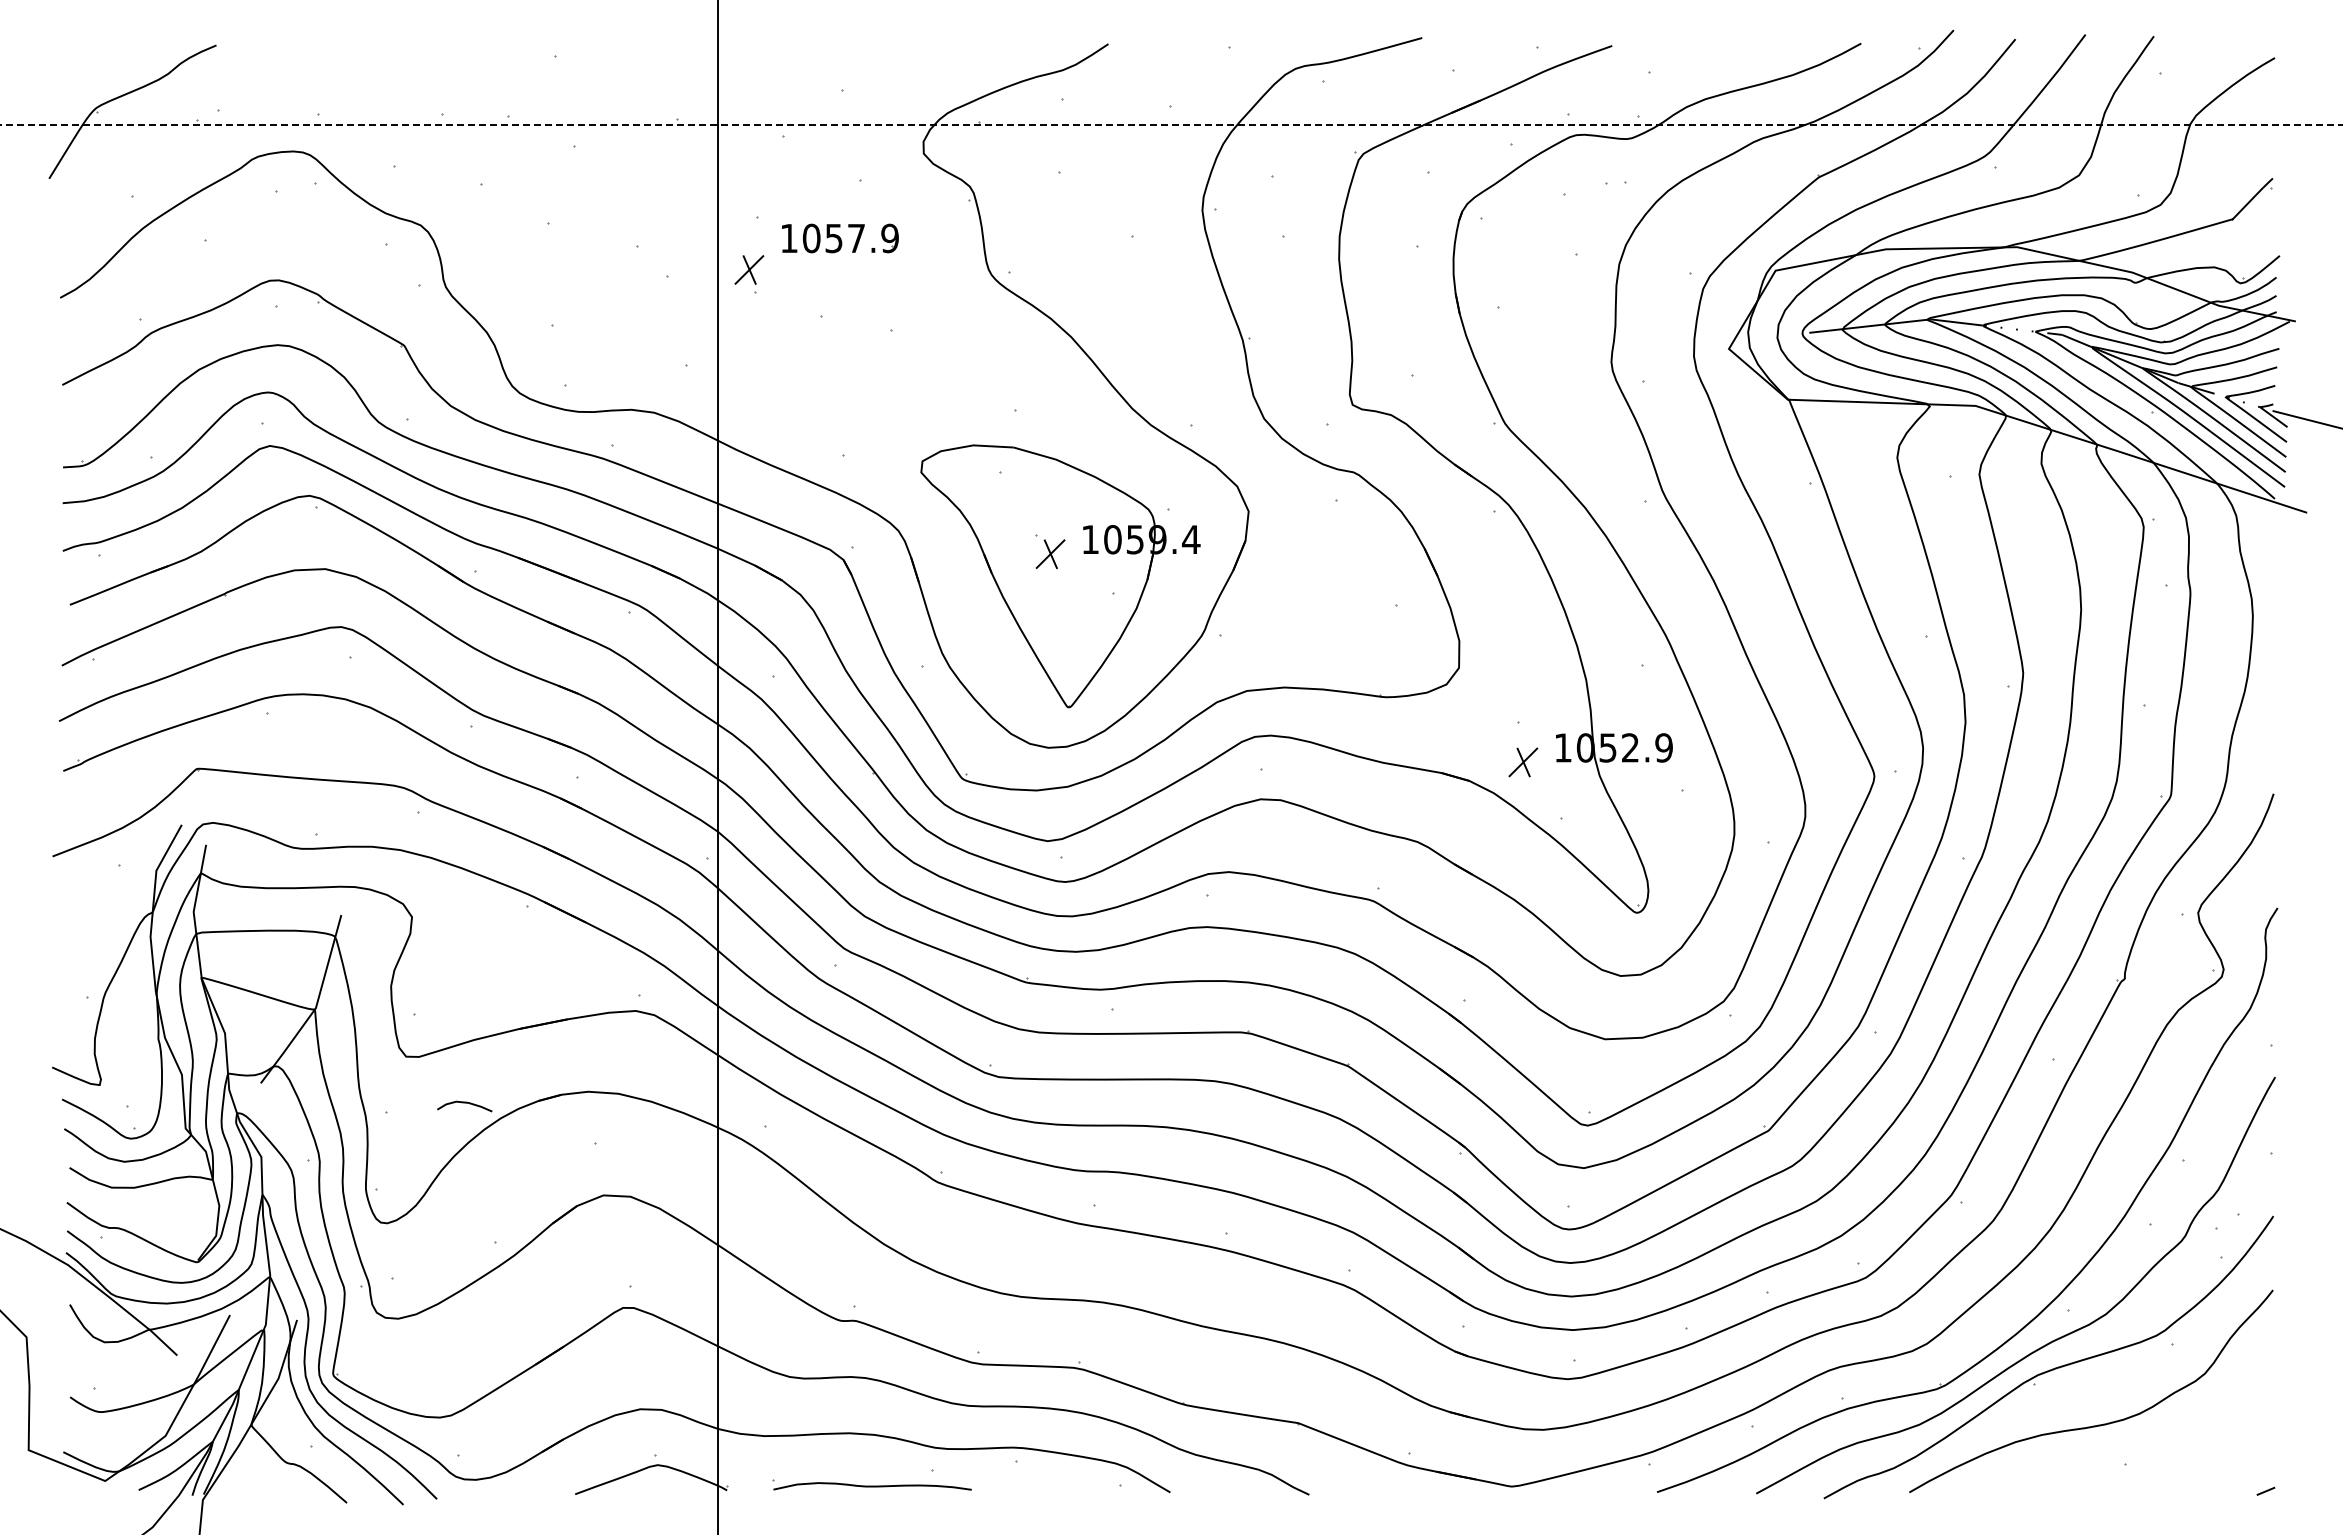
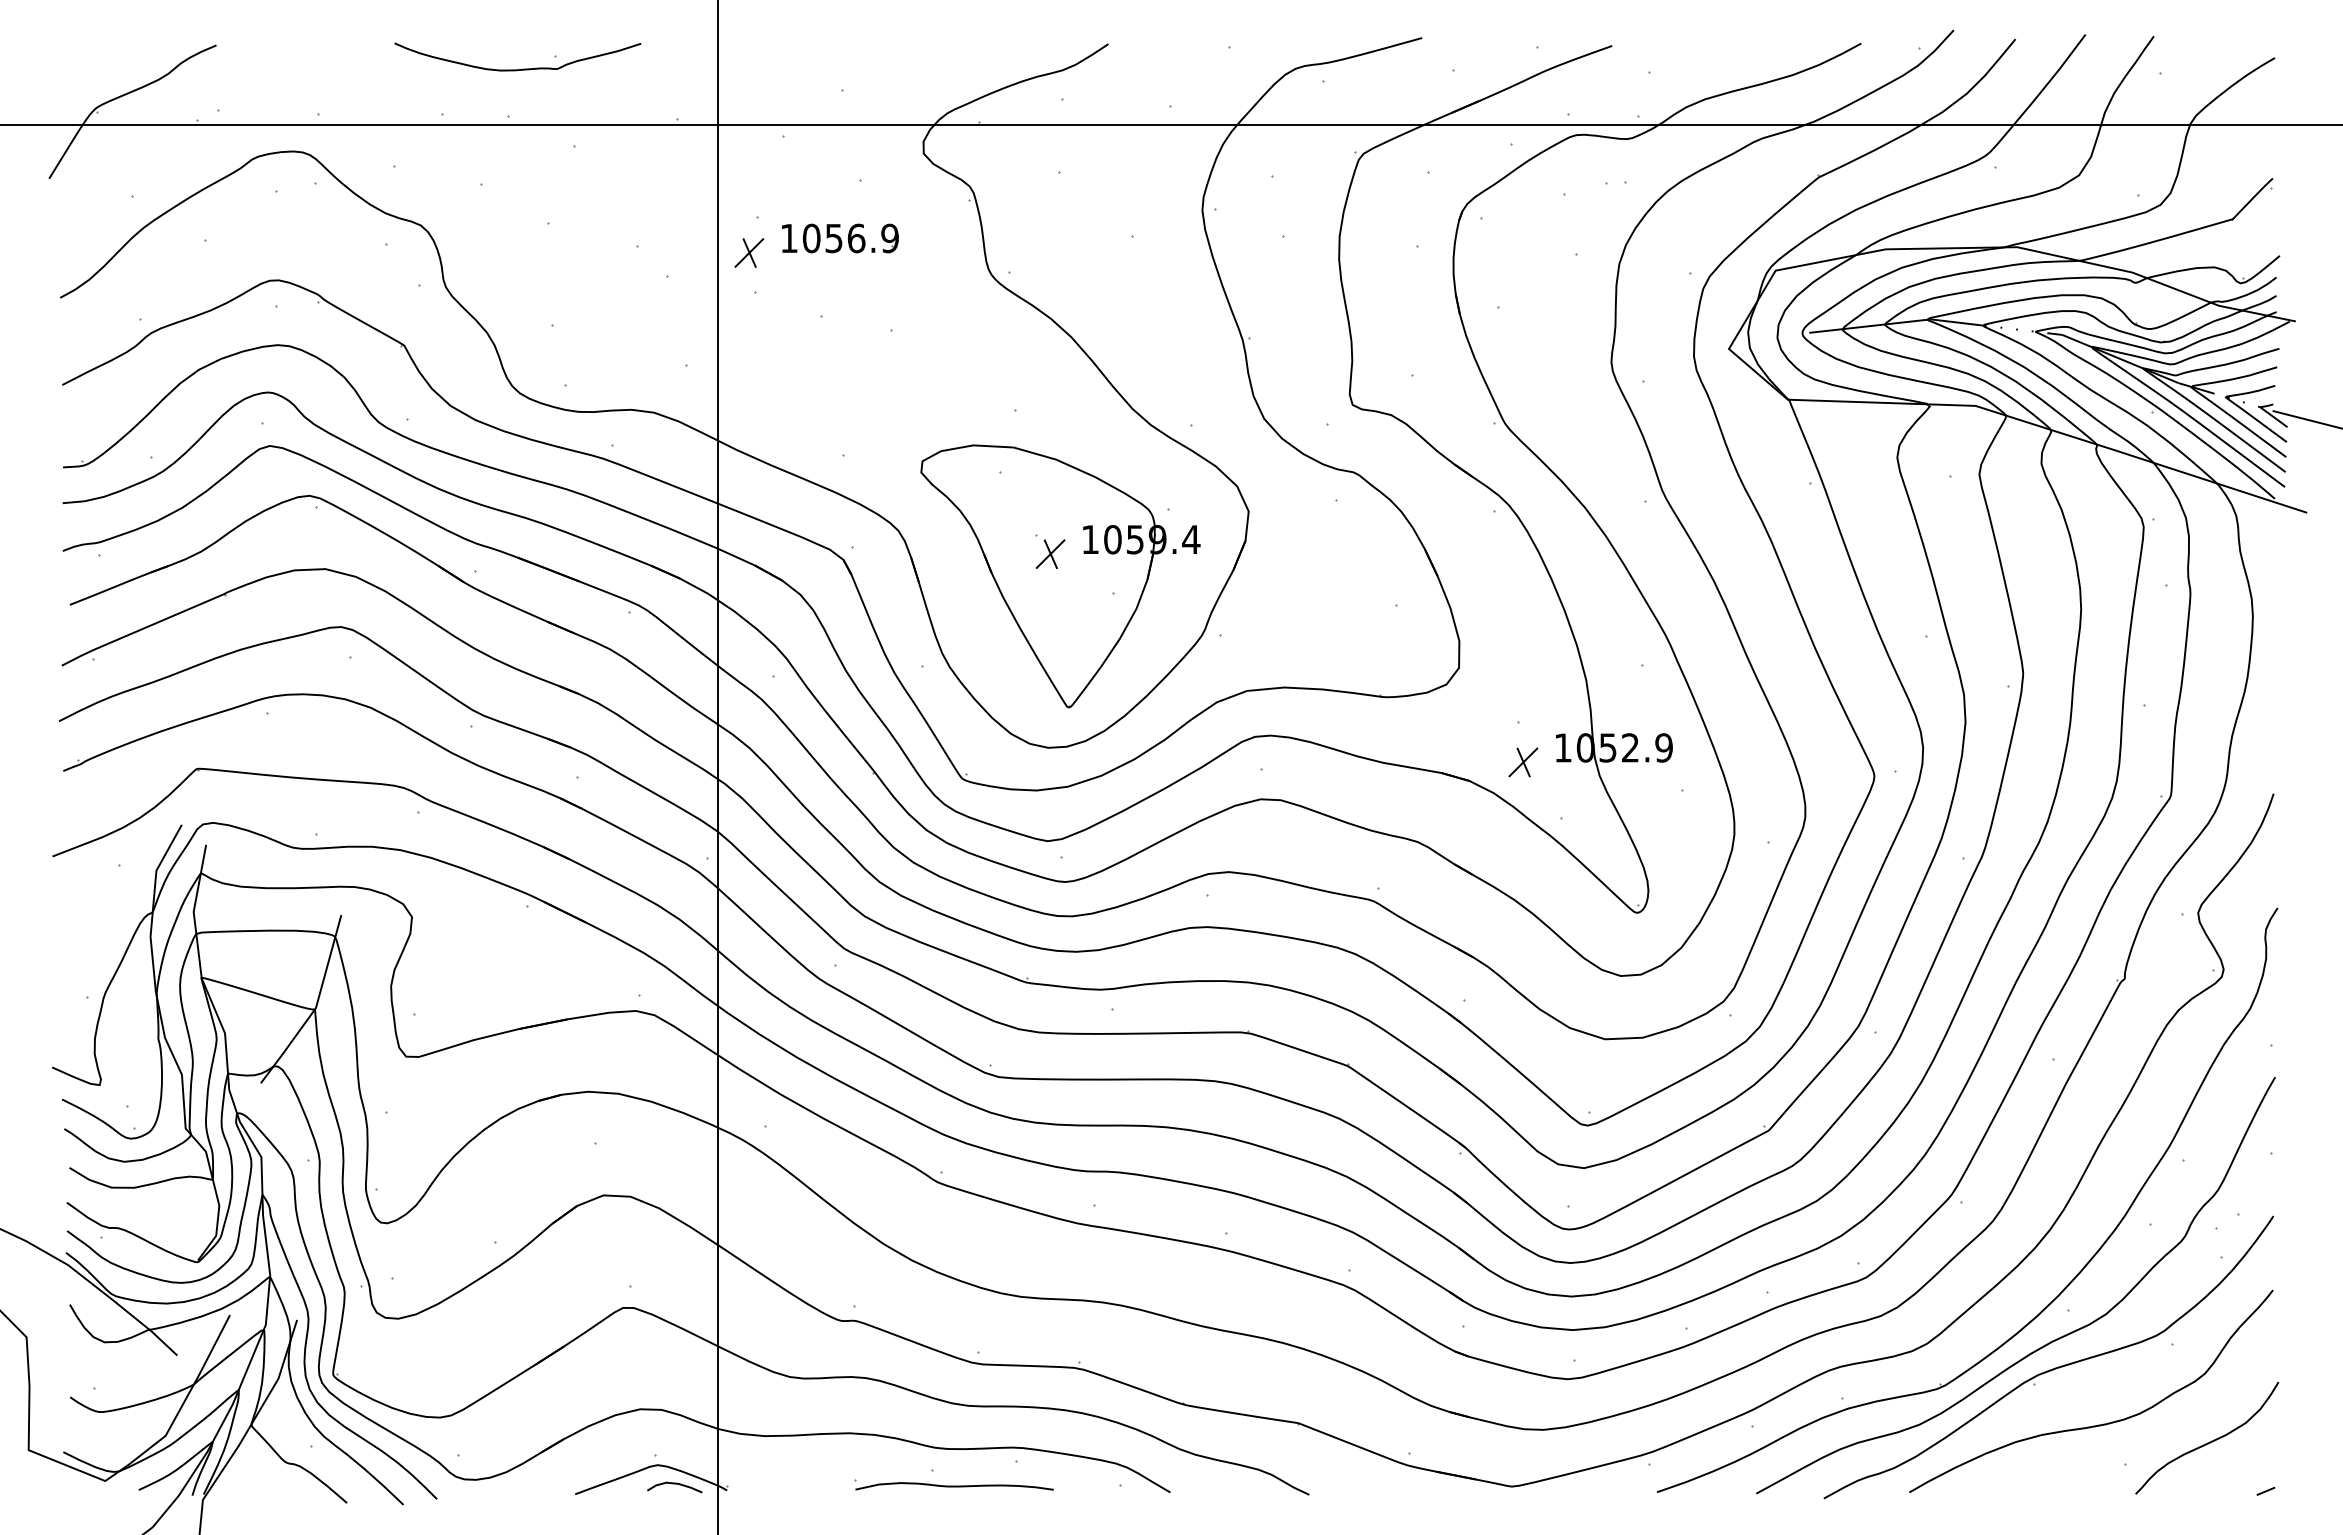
curve: none -> present (522, 68)
line: dashed -> solid (1170, 125)
text: 1057.9 -> 1056.9 (856, 238)
part position: (749, 269) -> (749, 252) (749, 252)
curve position: (464, 1103) -> (674, 1484) (674, 1484)
curve: none -> present (2209, 1441)
part position: (871, 1484) -> (953, 1484) (953, 1484)
